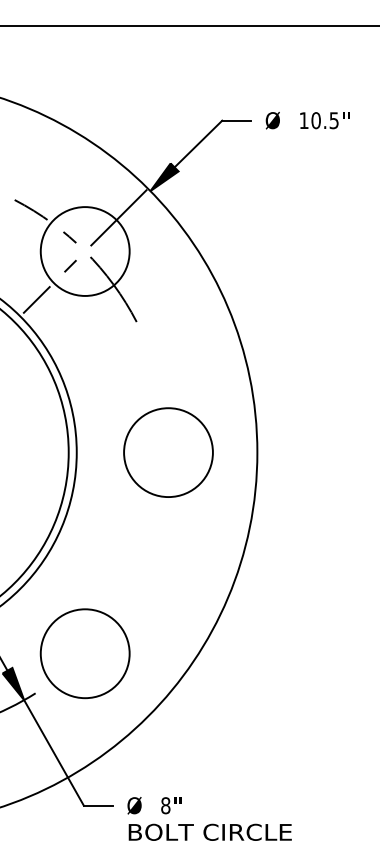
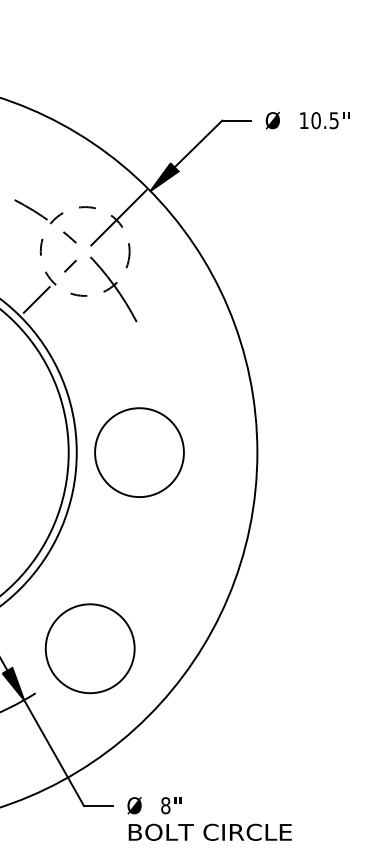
line: present -> none (189, 26)
circle: solid -> dashed (84, 251)
circle position: (168, 452) -> (139, 452) (139, 452)
circle position: (84, 653) -> (89, 648) (89, 648)
